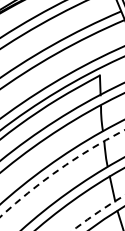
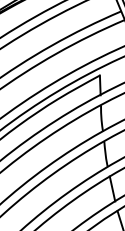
arc: dashed -> solid (59, 169)
arc: dashed -> solid (98, 212)
